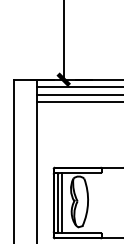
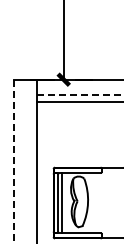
line: present -> none (78, 87)
line: solid -> dashed (80, 94)
line: solid -> dashed (13, 161)
